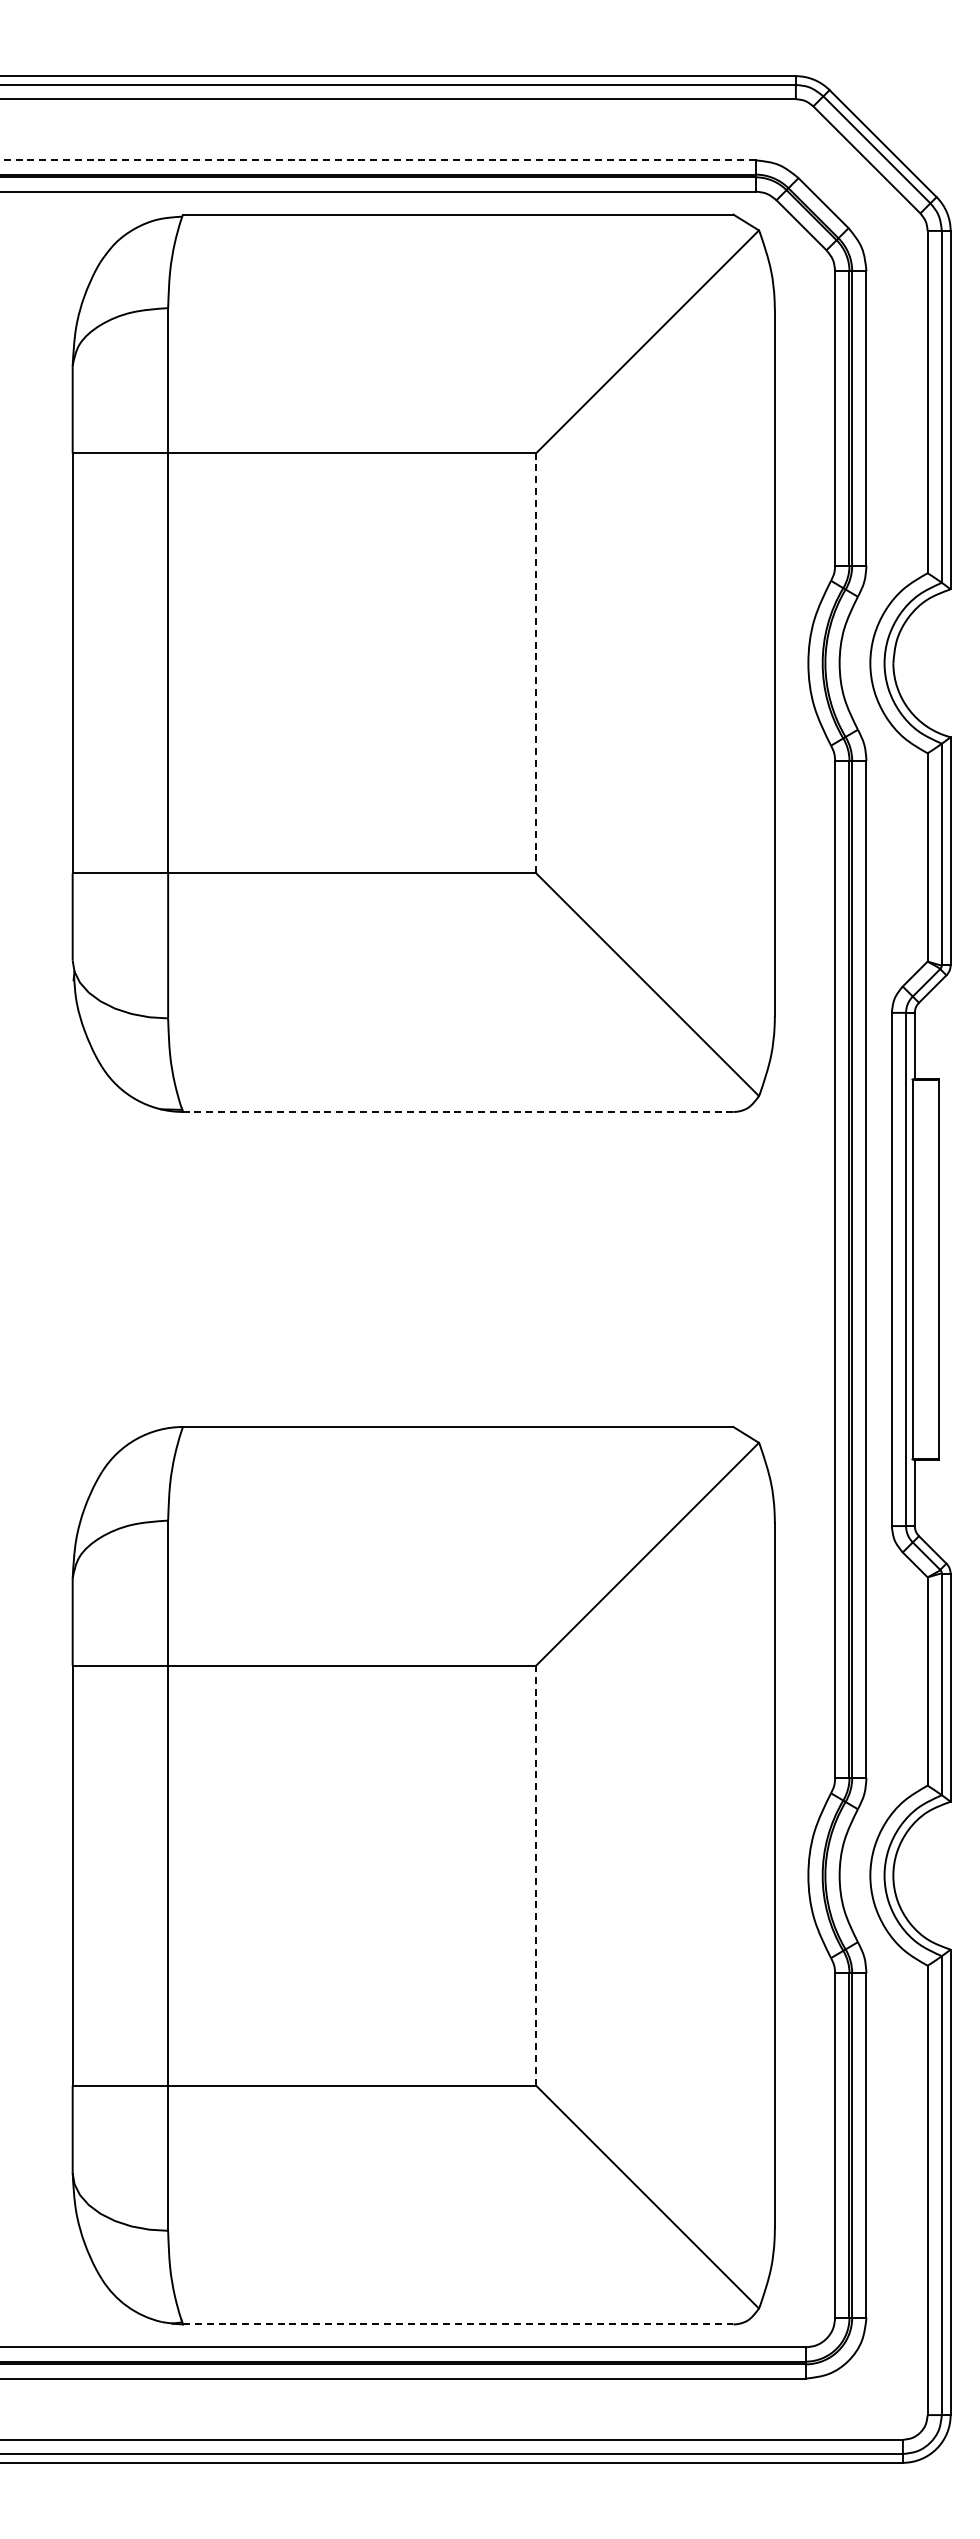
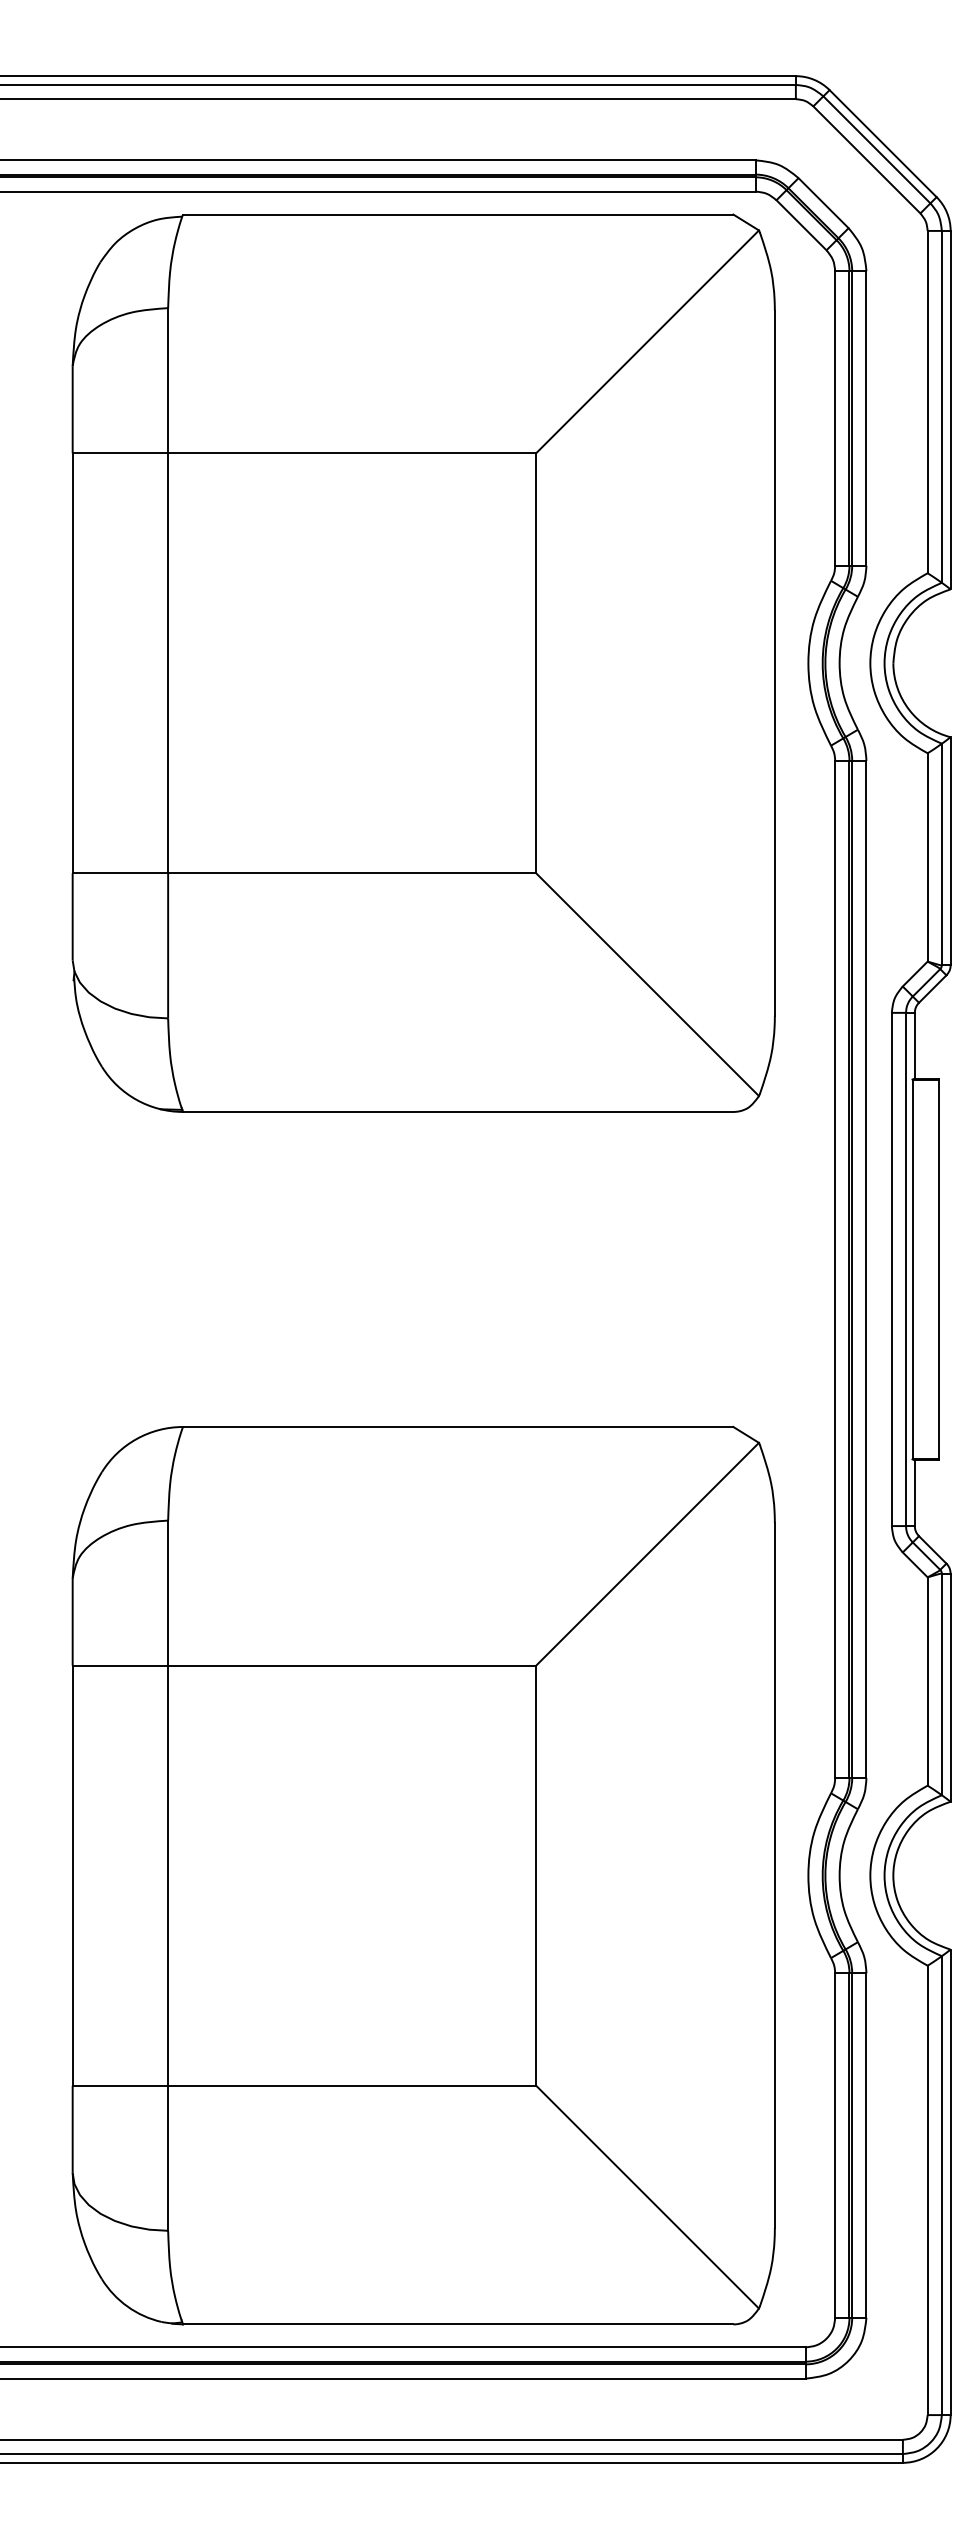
line: dashed -> solid (377, 160)
line: dashed -> solid (536, 662)
line: dashed -> solid (457, 1111)
line: dashed -> solid (536, 1875)
line: dashed -> solid (458, 2324)
